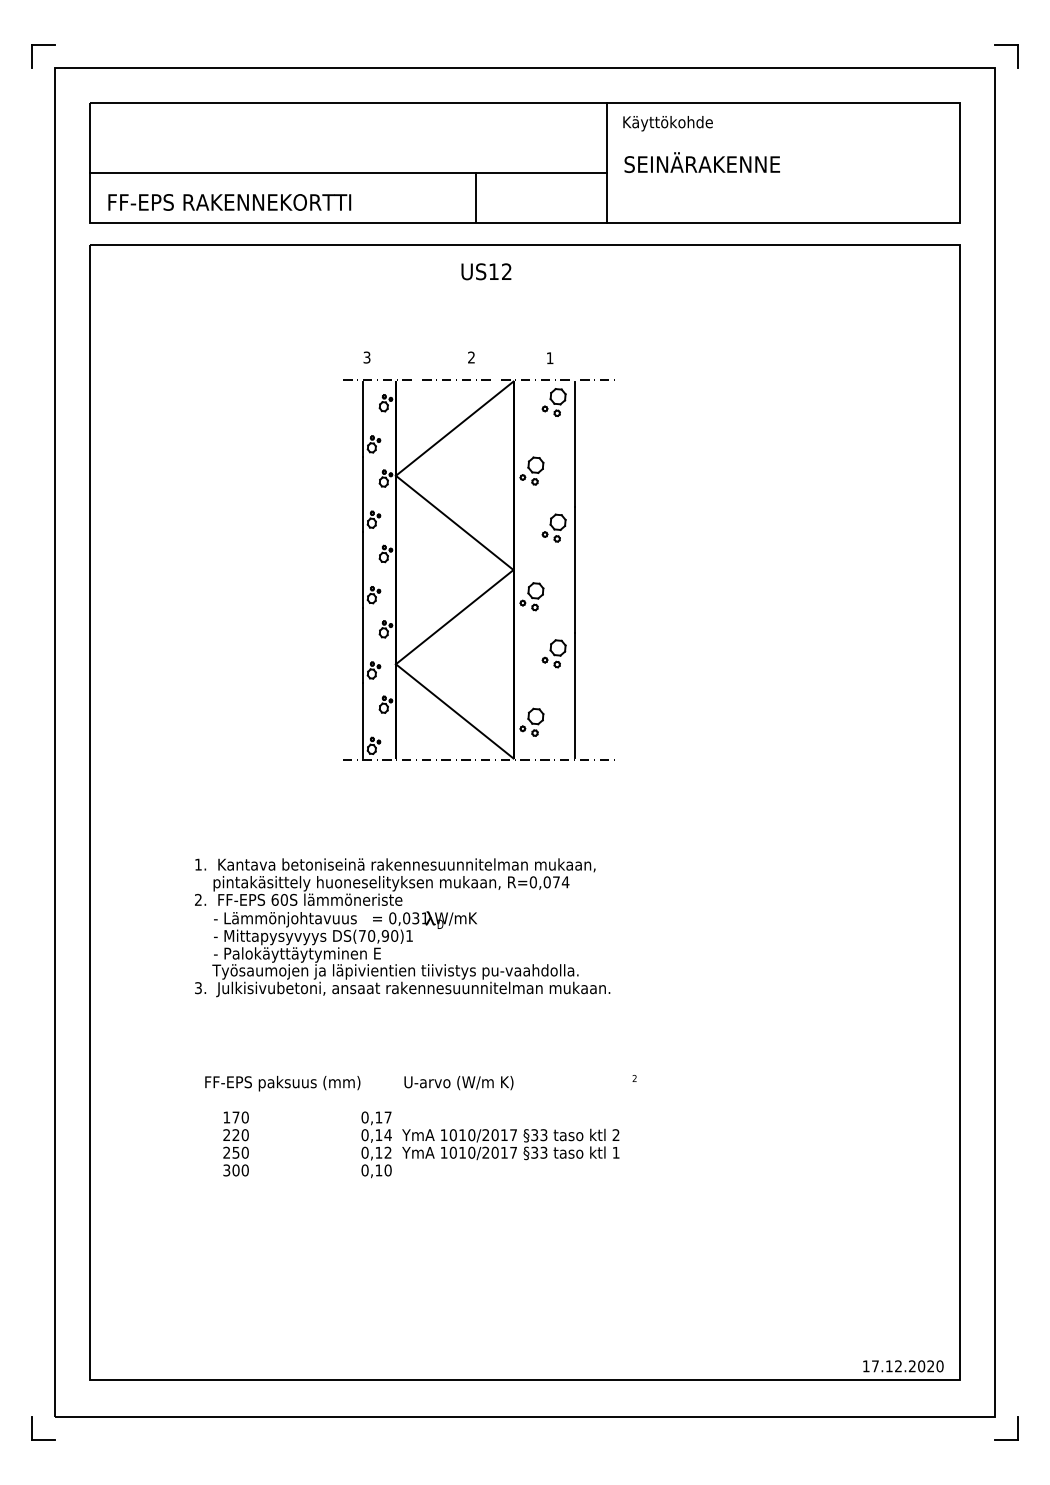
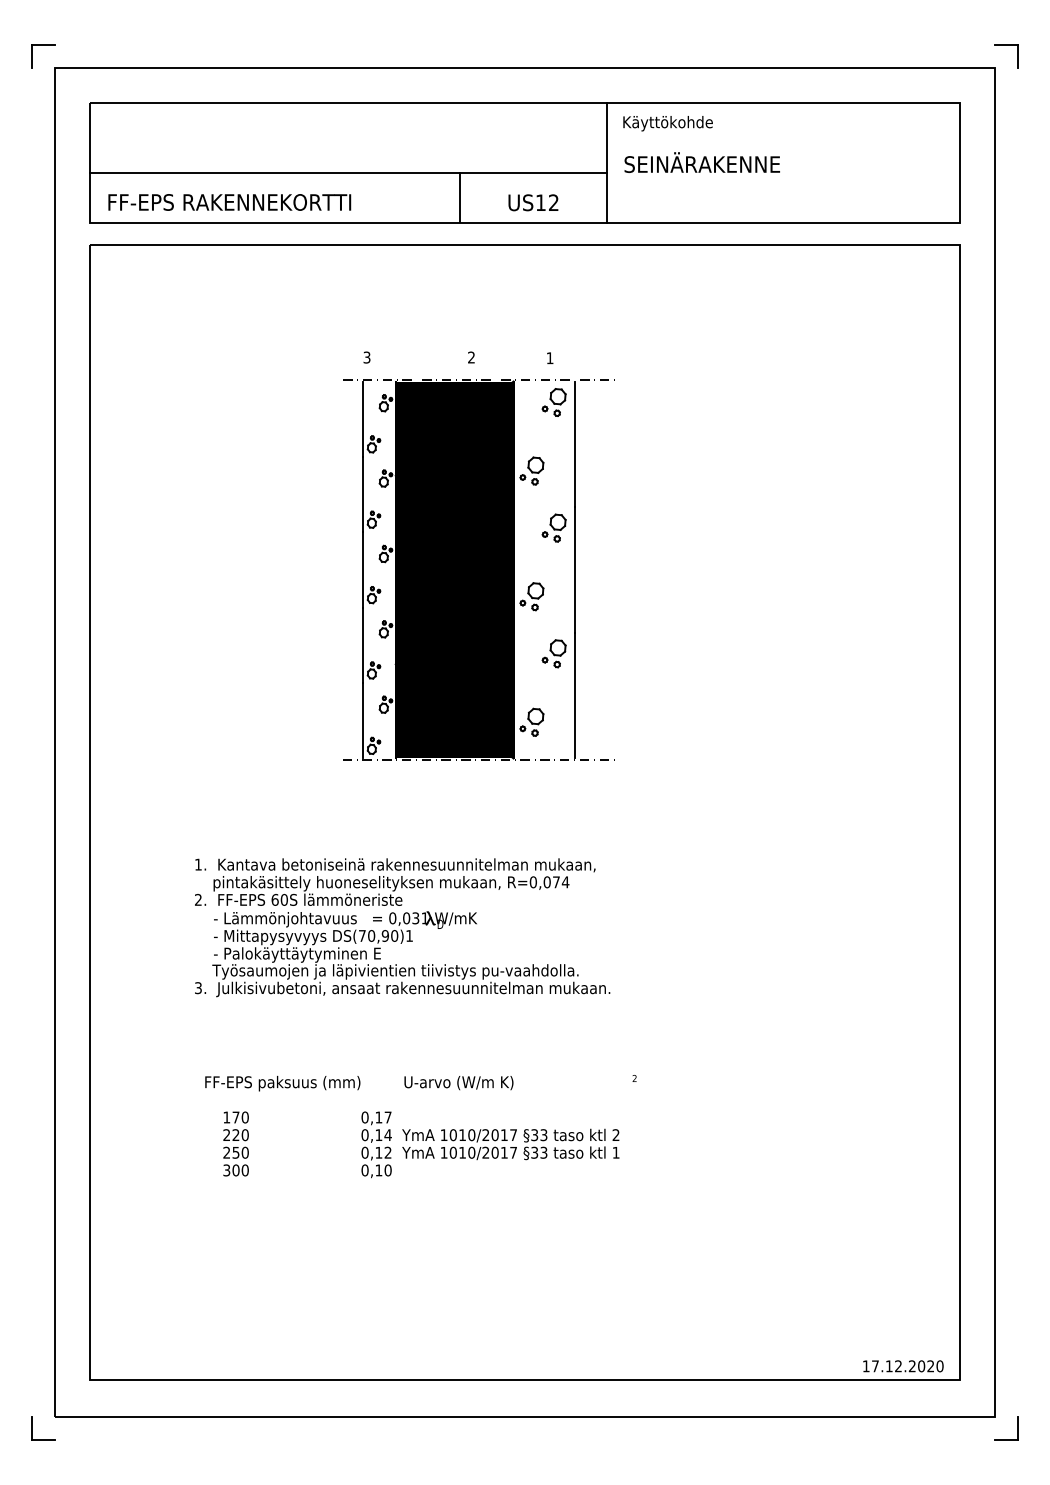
line position: (475, 197) -> (459, 197) (459, 197)
text position: (486, 271) -> (533, 202) (533, 202)
fill: none -> present (454, 569)
